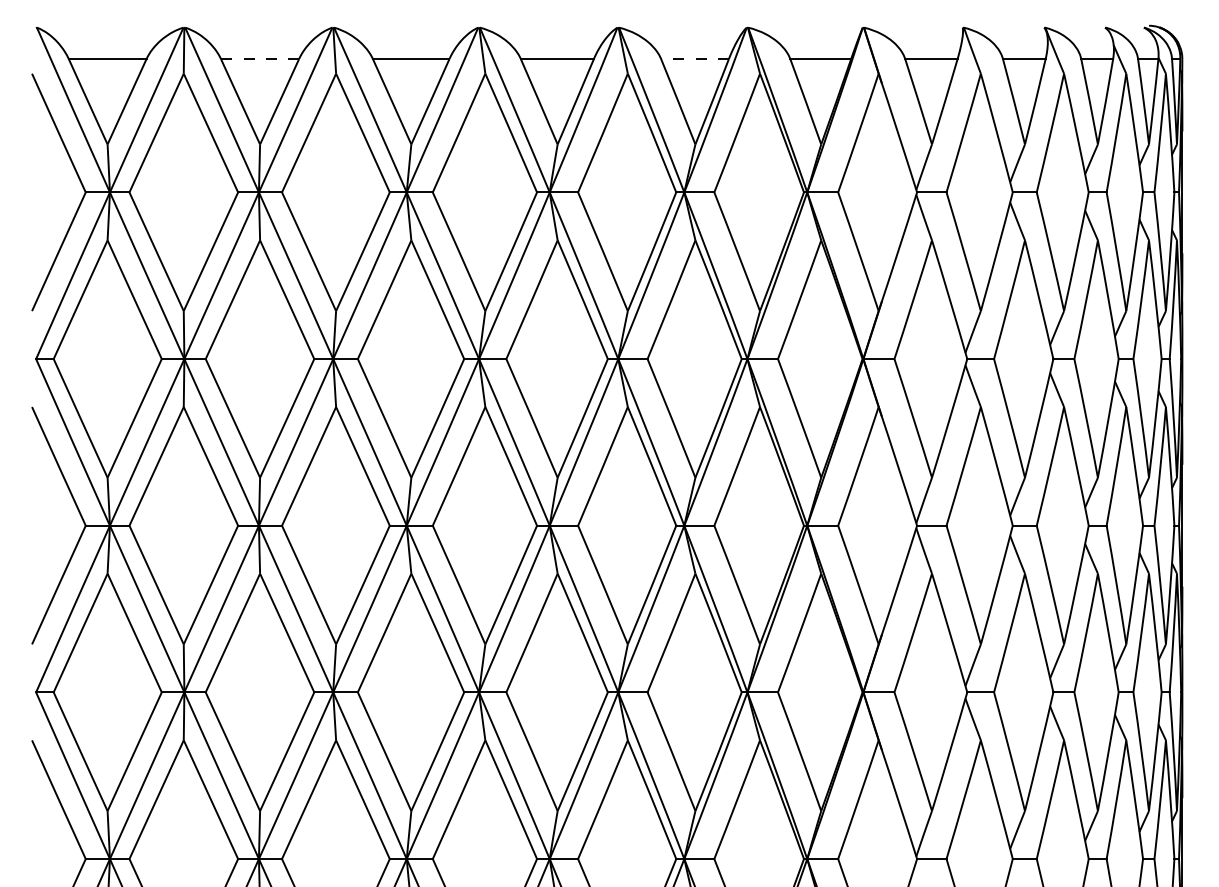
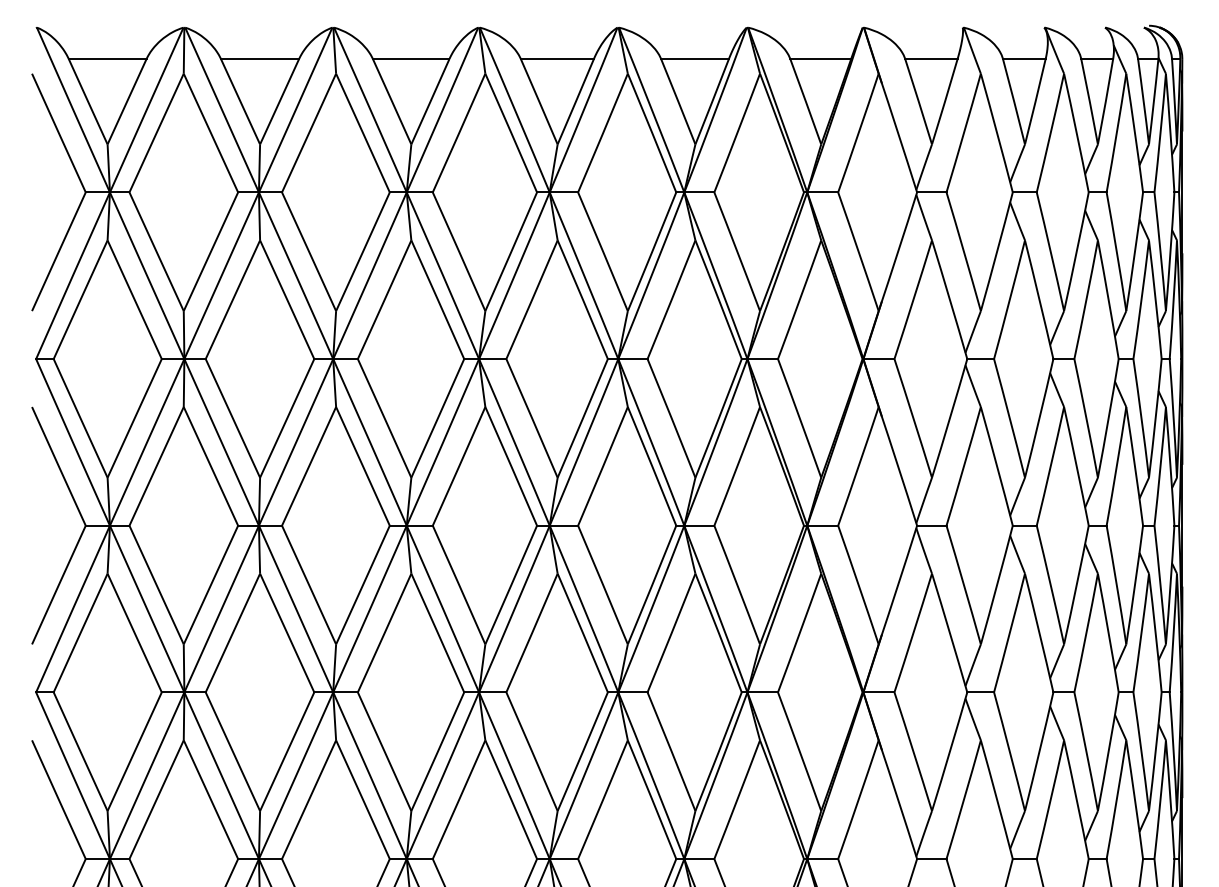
line: dashed -> solid (259, 59)
line: dashed -> solid (695, 59)
